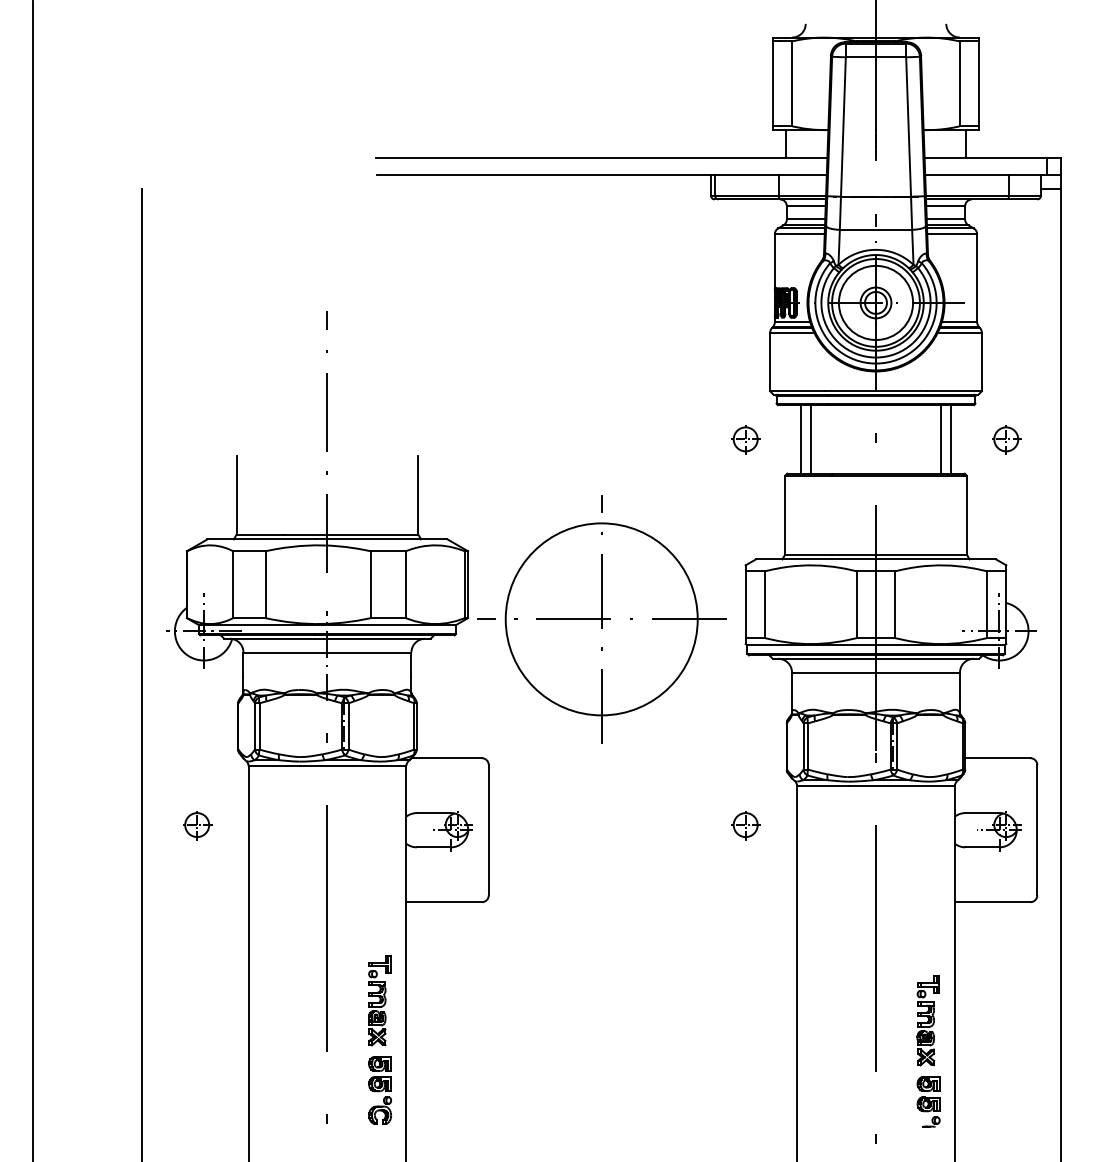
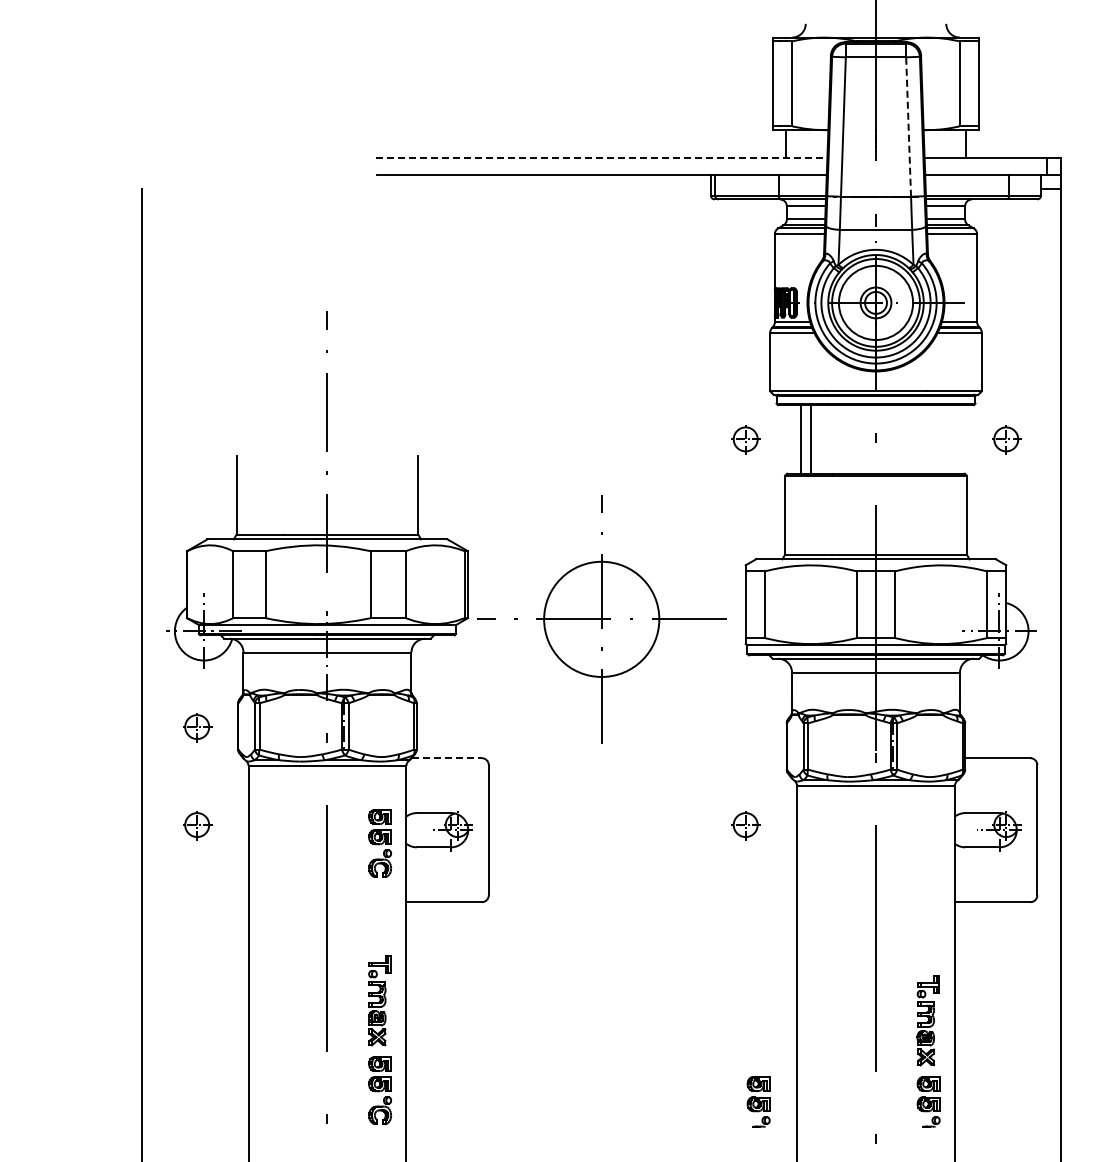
line: solid -> dashed (908, 127)
line: solid -> dashed (601, 158)
line: present -> none (941, 439)
line: present -> none (951, 439)
line: present -> none (32, 580)
circle diameter: 192 px -> 115 px (601, 618)
part: none -> present (197, 727)
line: solid -> dashed (447, 758)
part: none -> present (379, 843)
part: none -> present (758, 1101)
